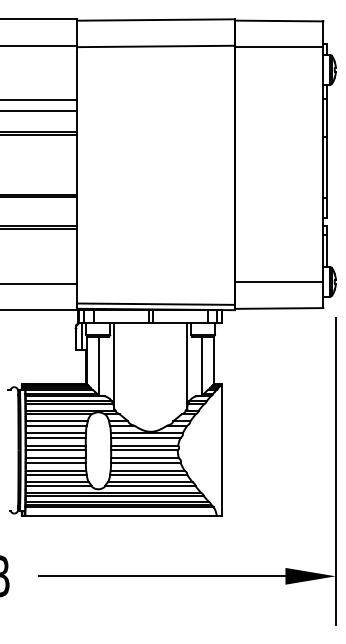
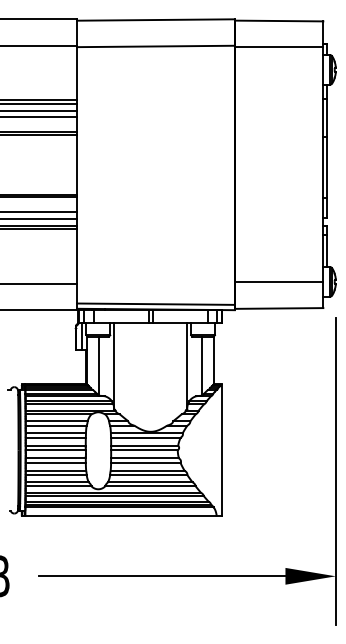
line: none -> present (39, 103)
line: none -> present (39, 117)
line: none -> present (39, 212)
line: none -> present (39, 218)
